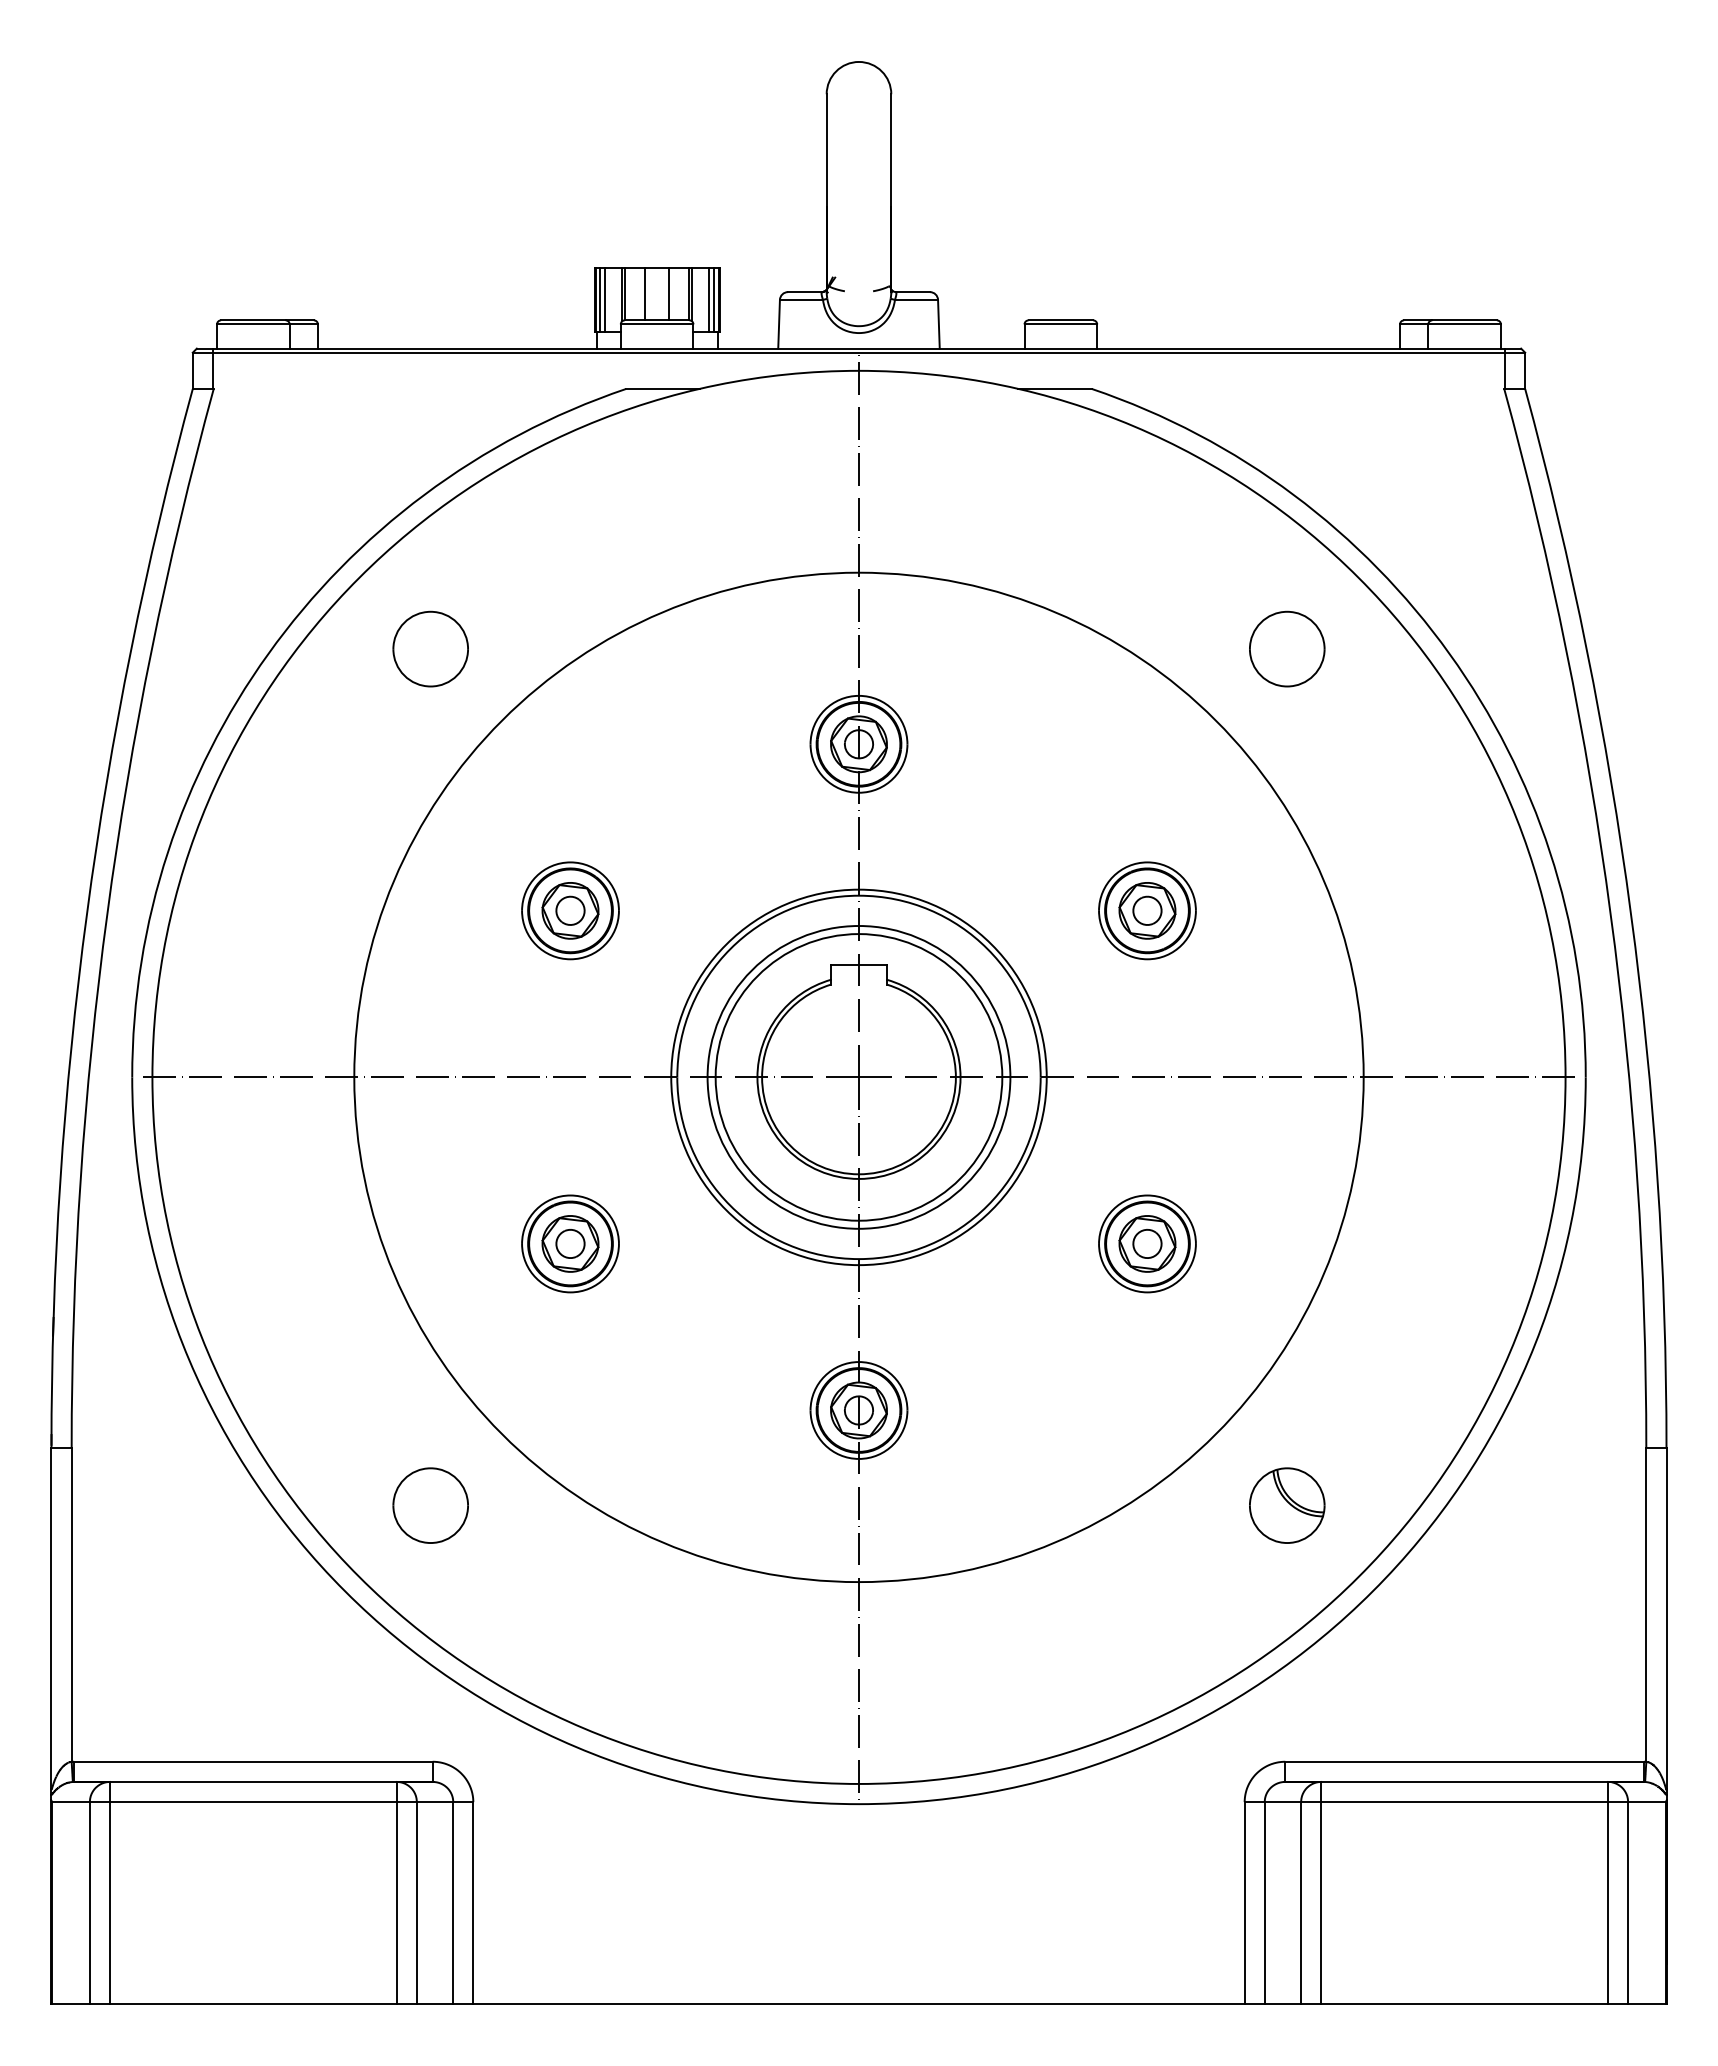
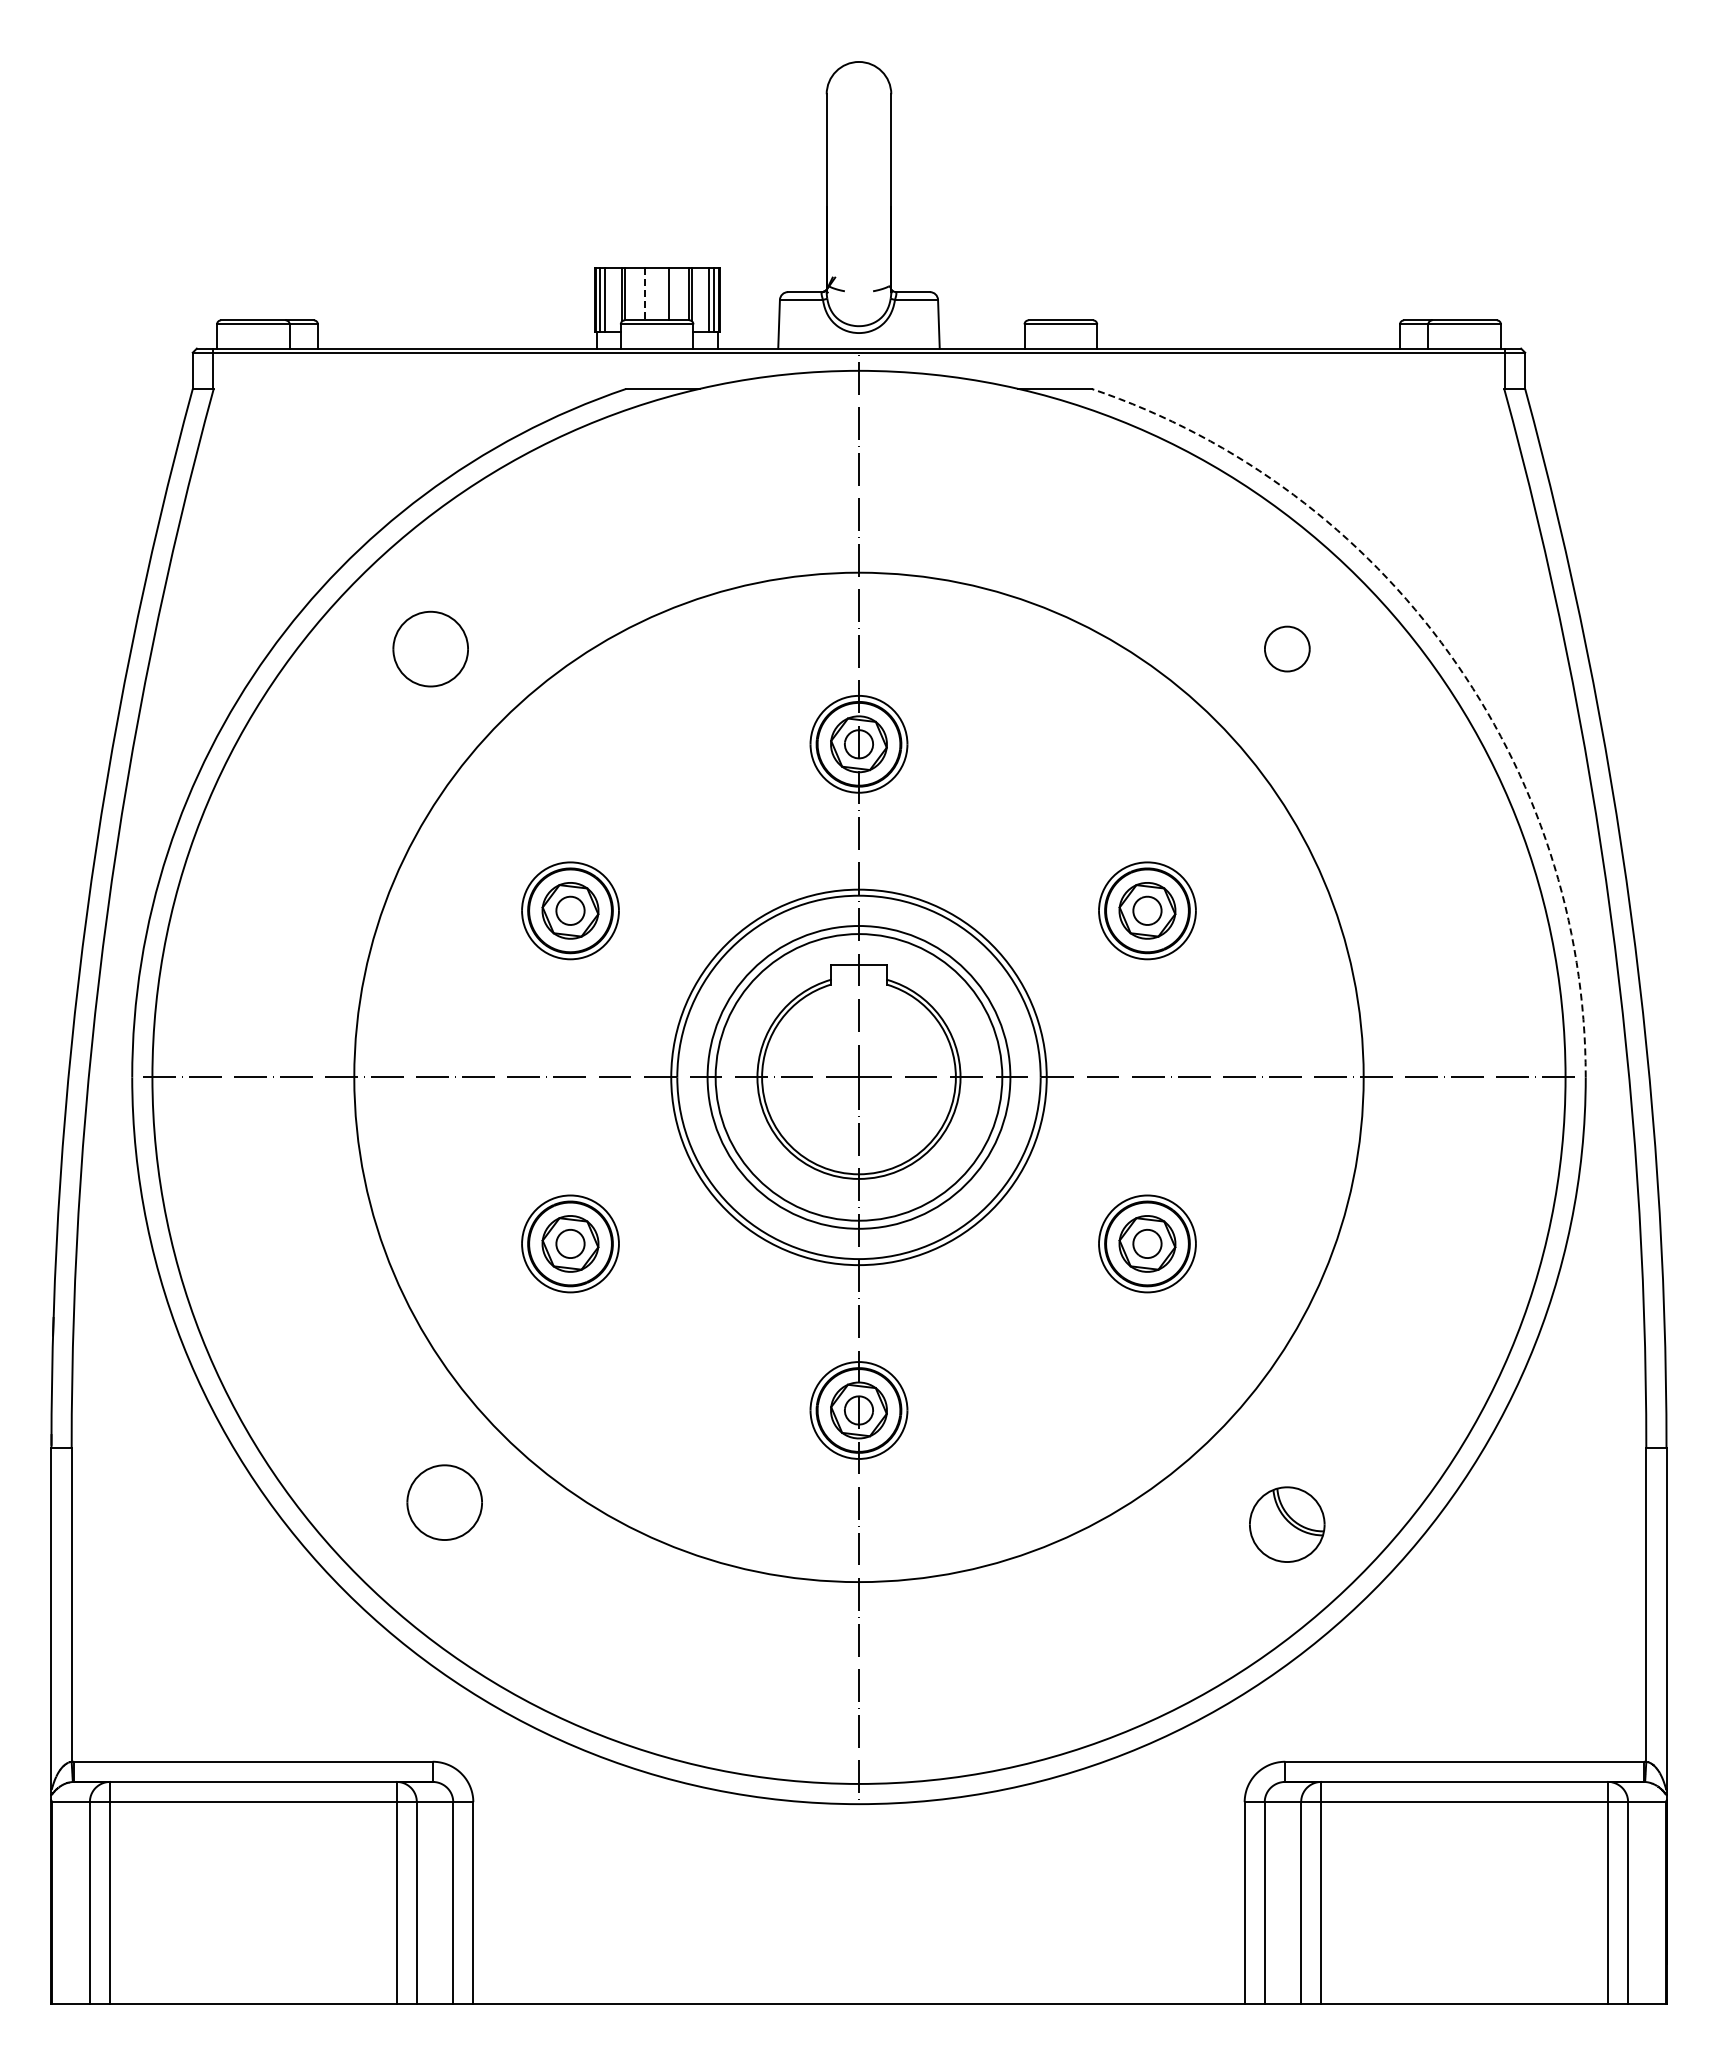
line: solid -> dashed (645, 294)
part size: 77x78 px -> 47x48 px (1287, 648)
arc: solid -> dashed (1449, 653)
part position: (430, 1505) -> (444, 1502) (444, 1502)
part position: (1287, 1505) -> (1287, 1524) (1287, 1524)
